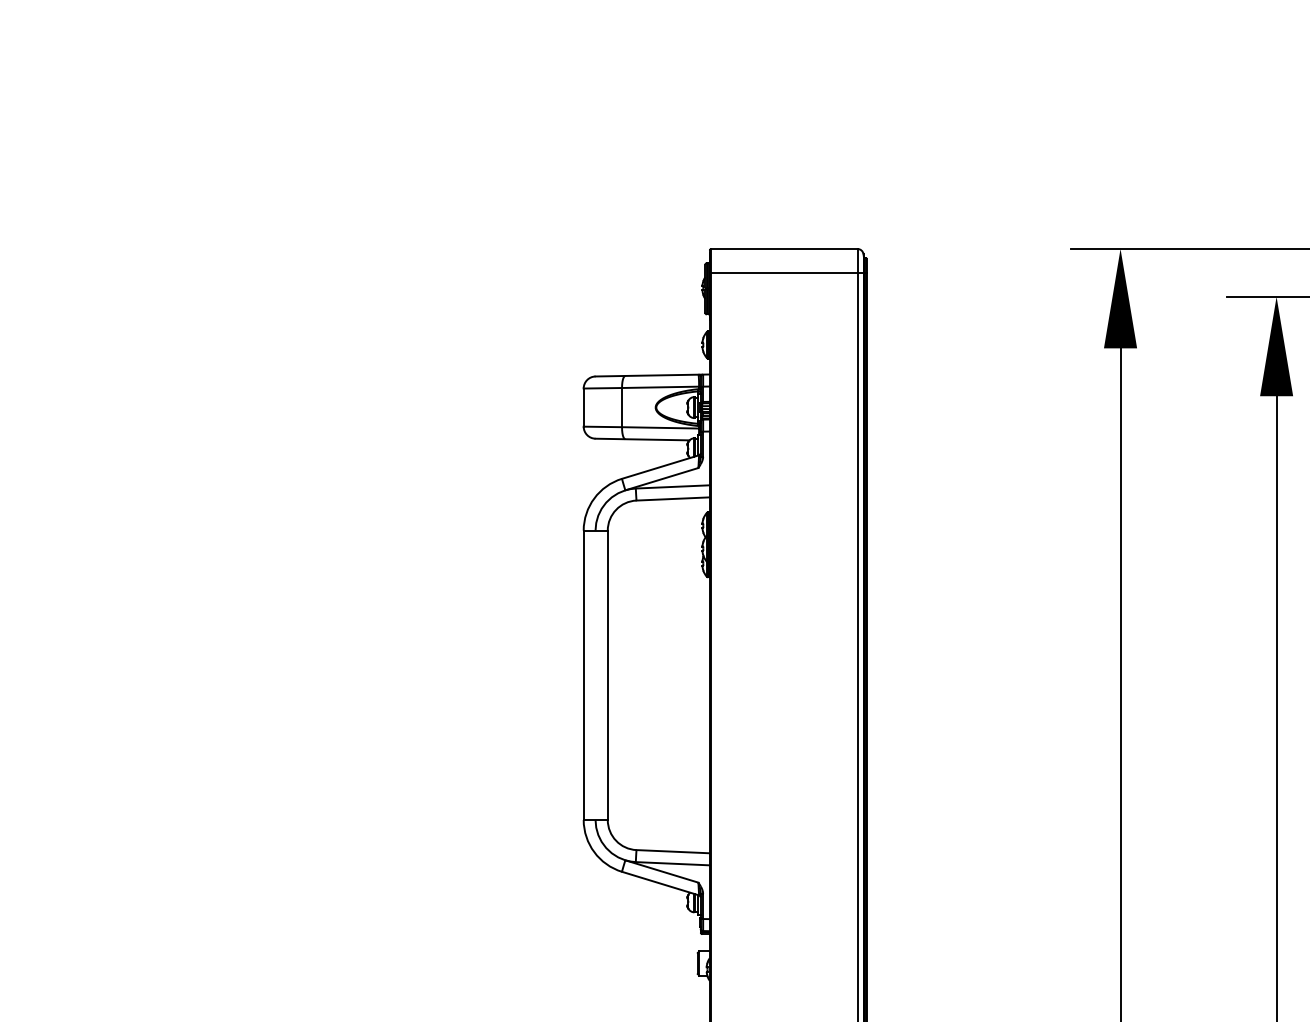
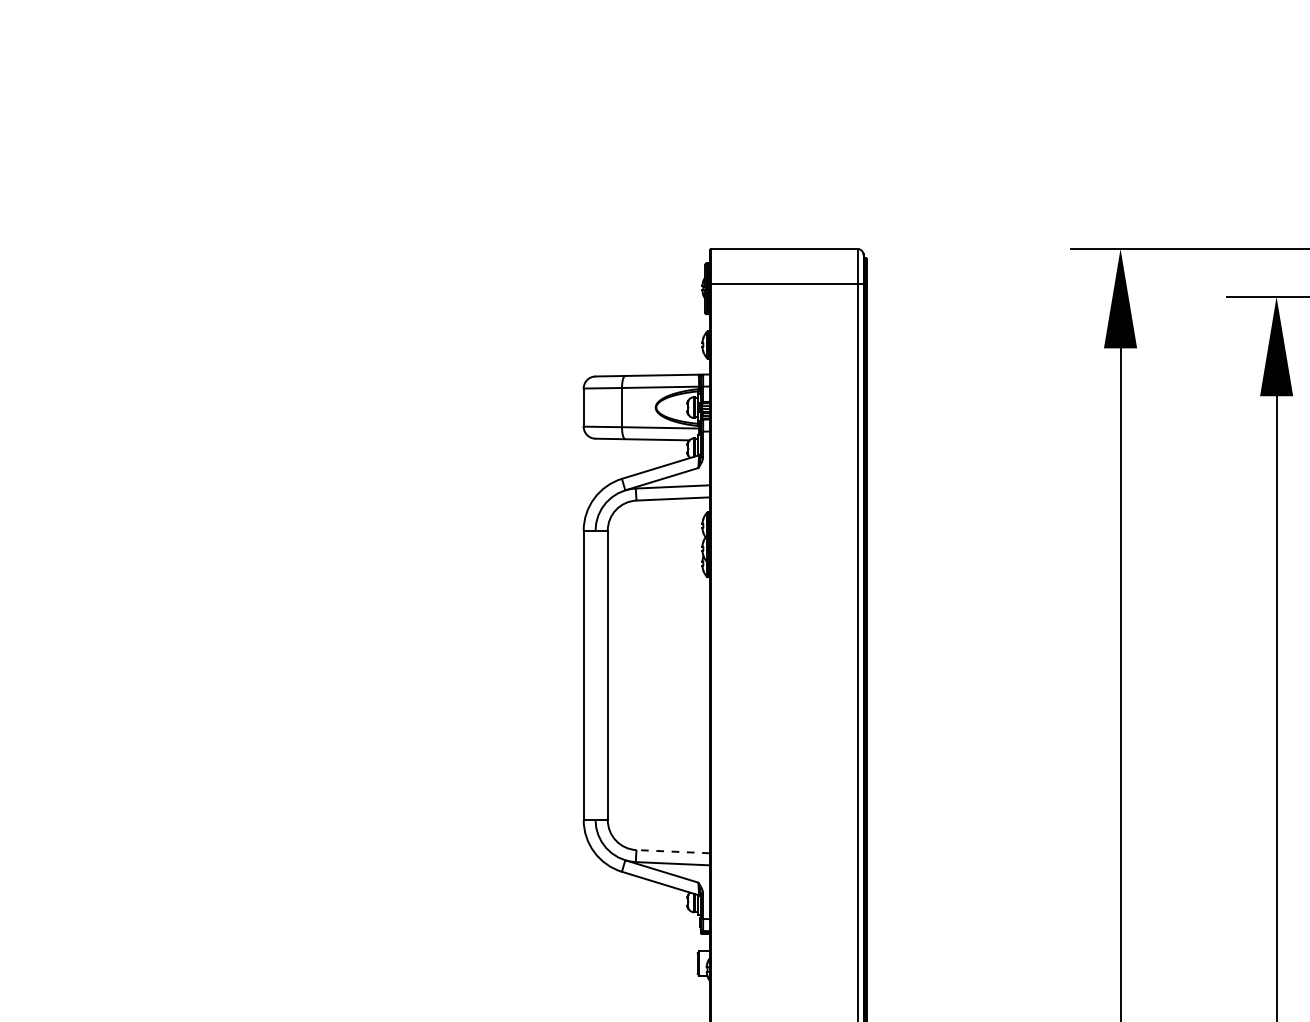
line position: (787, 273) -> (787, 284) (787, 284)
line: solid -> dashed (673, 851)
